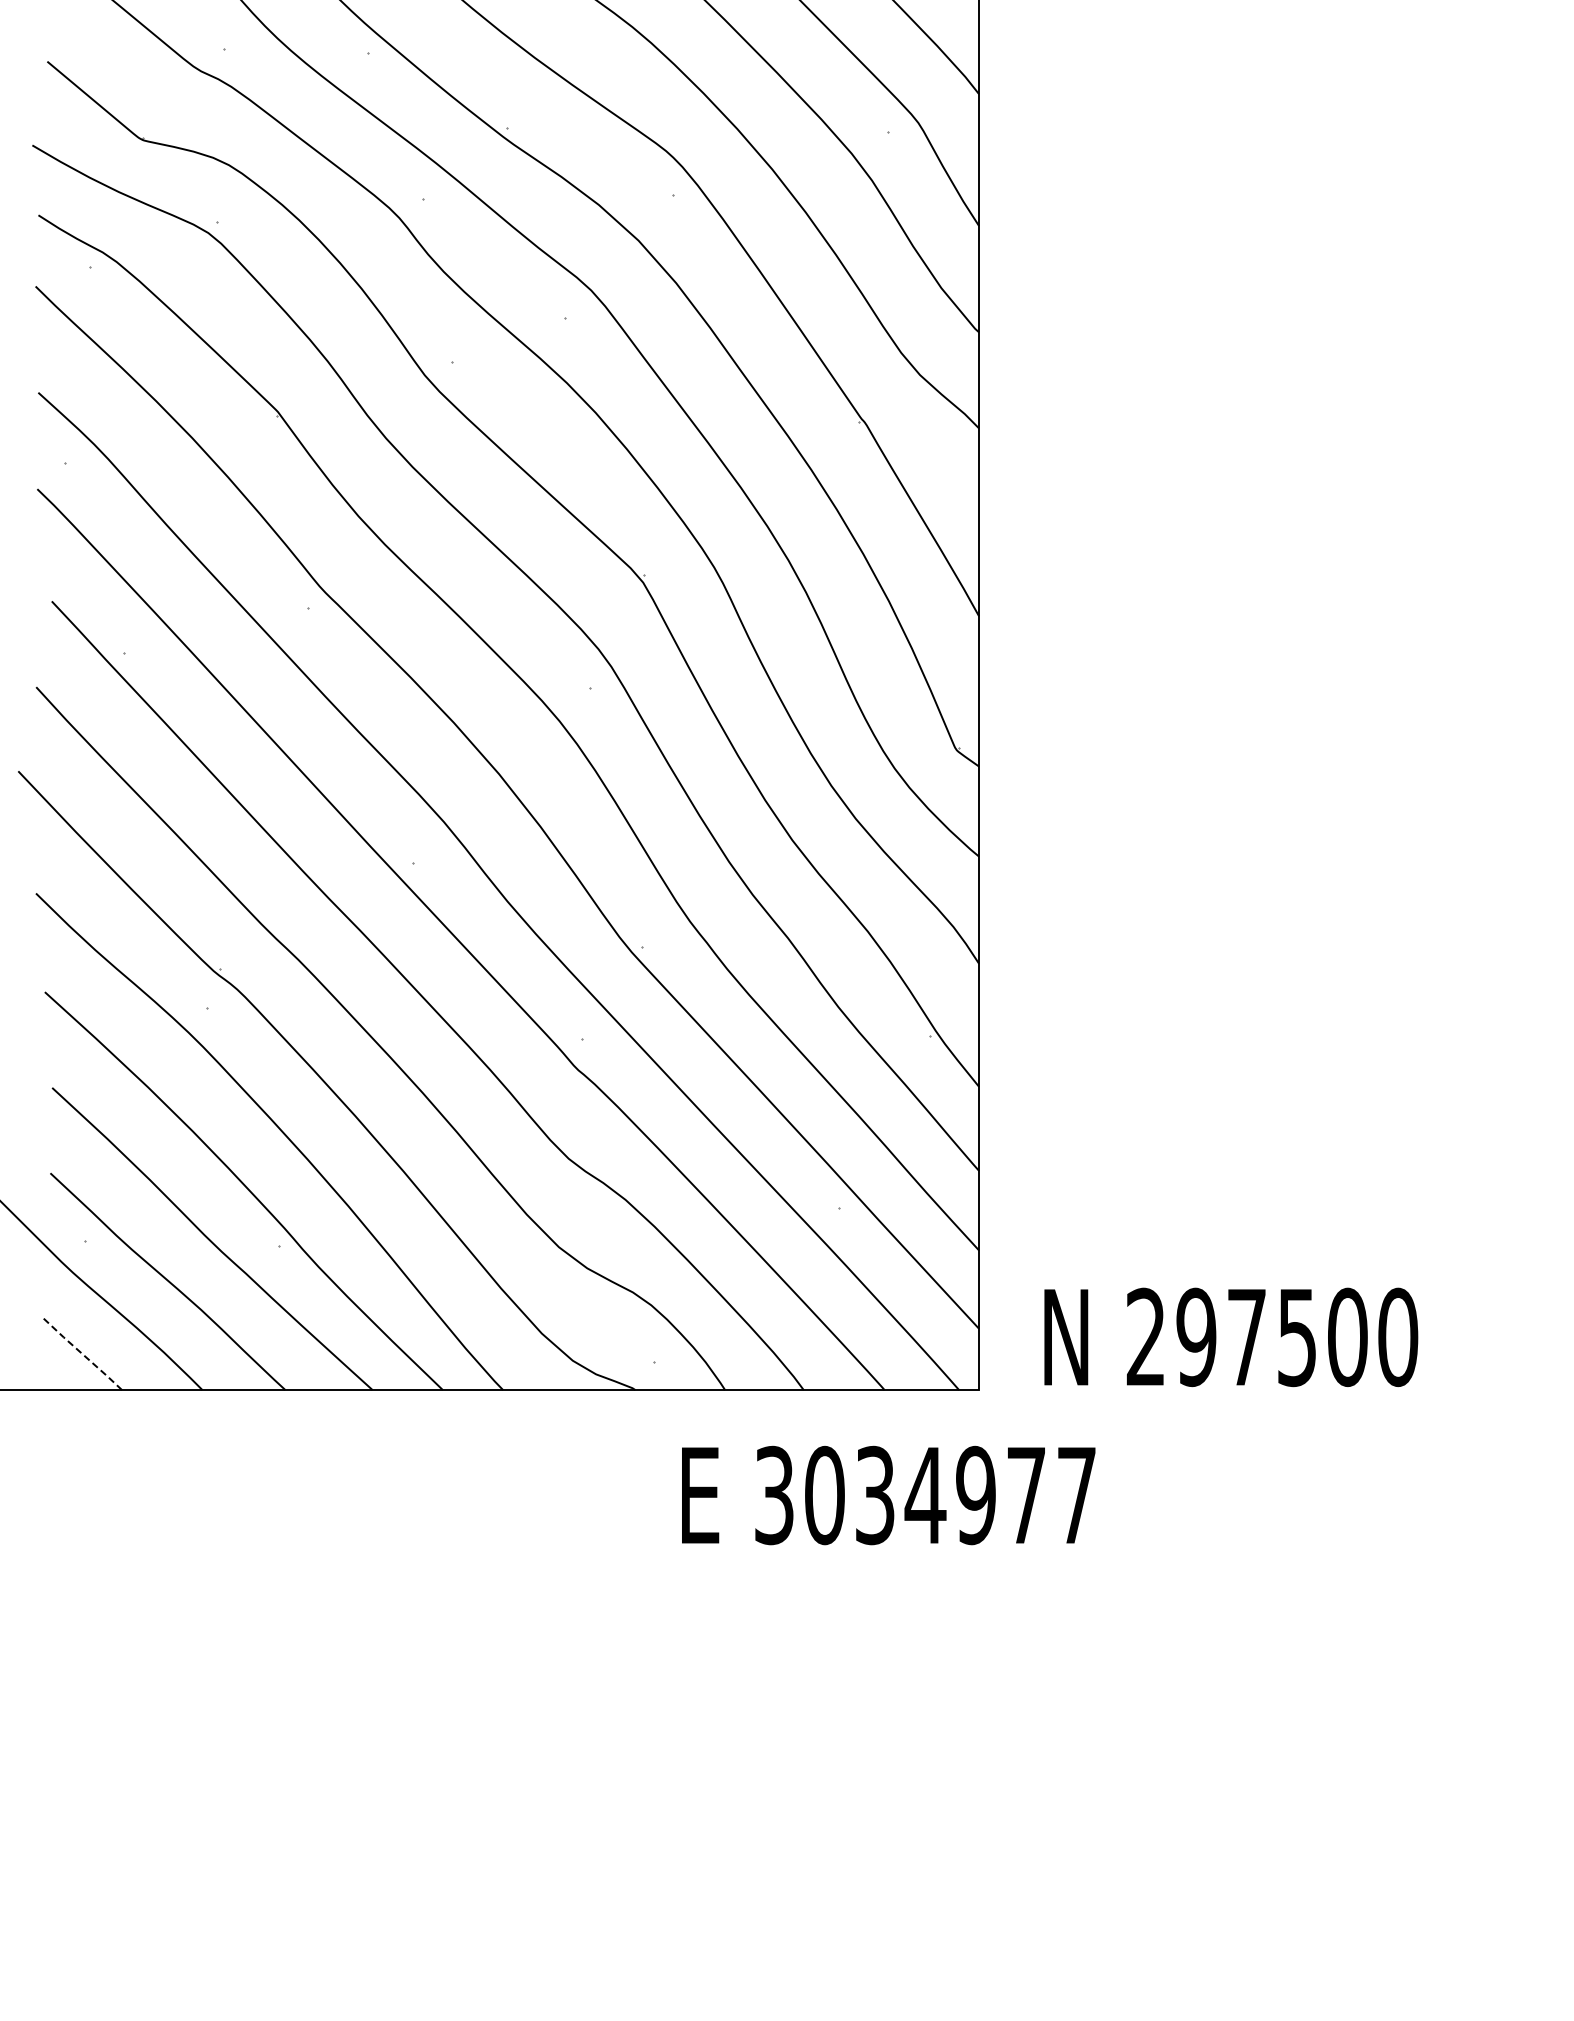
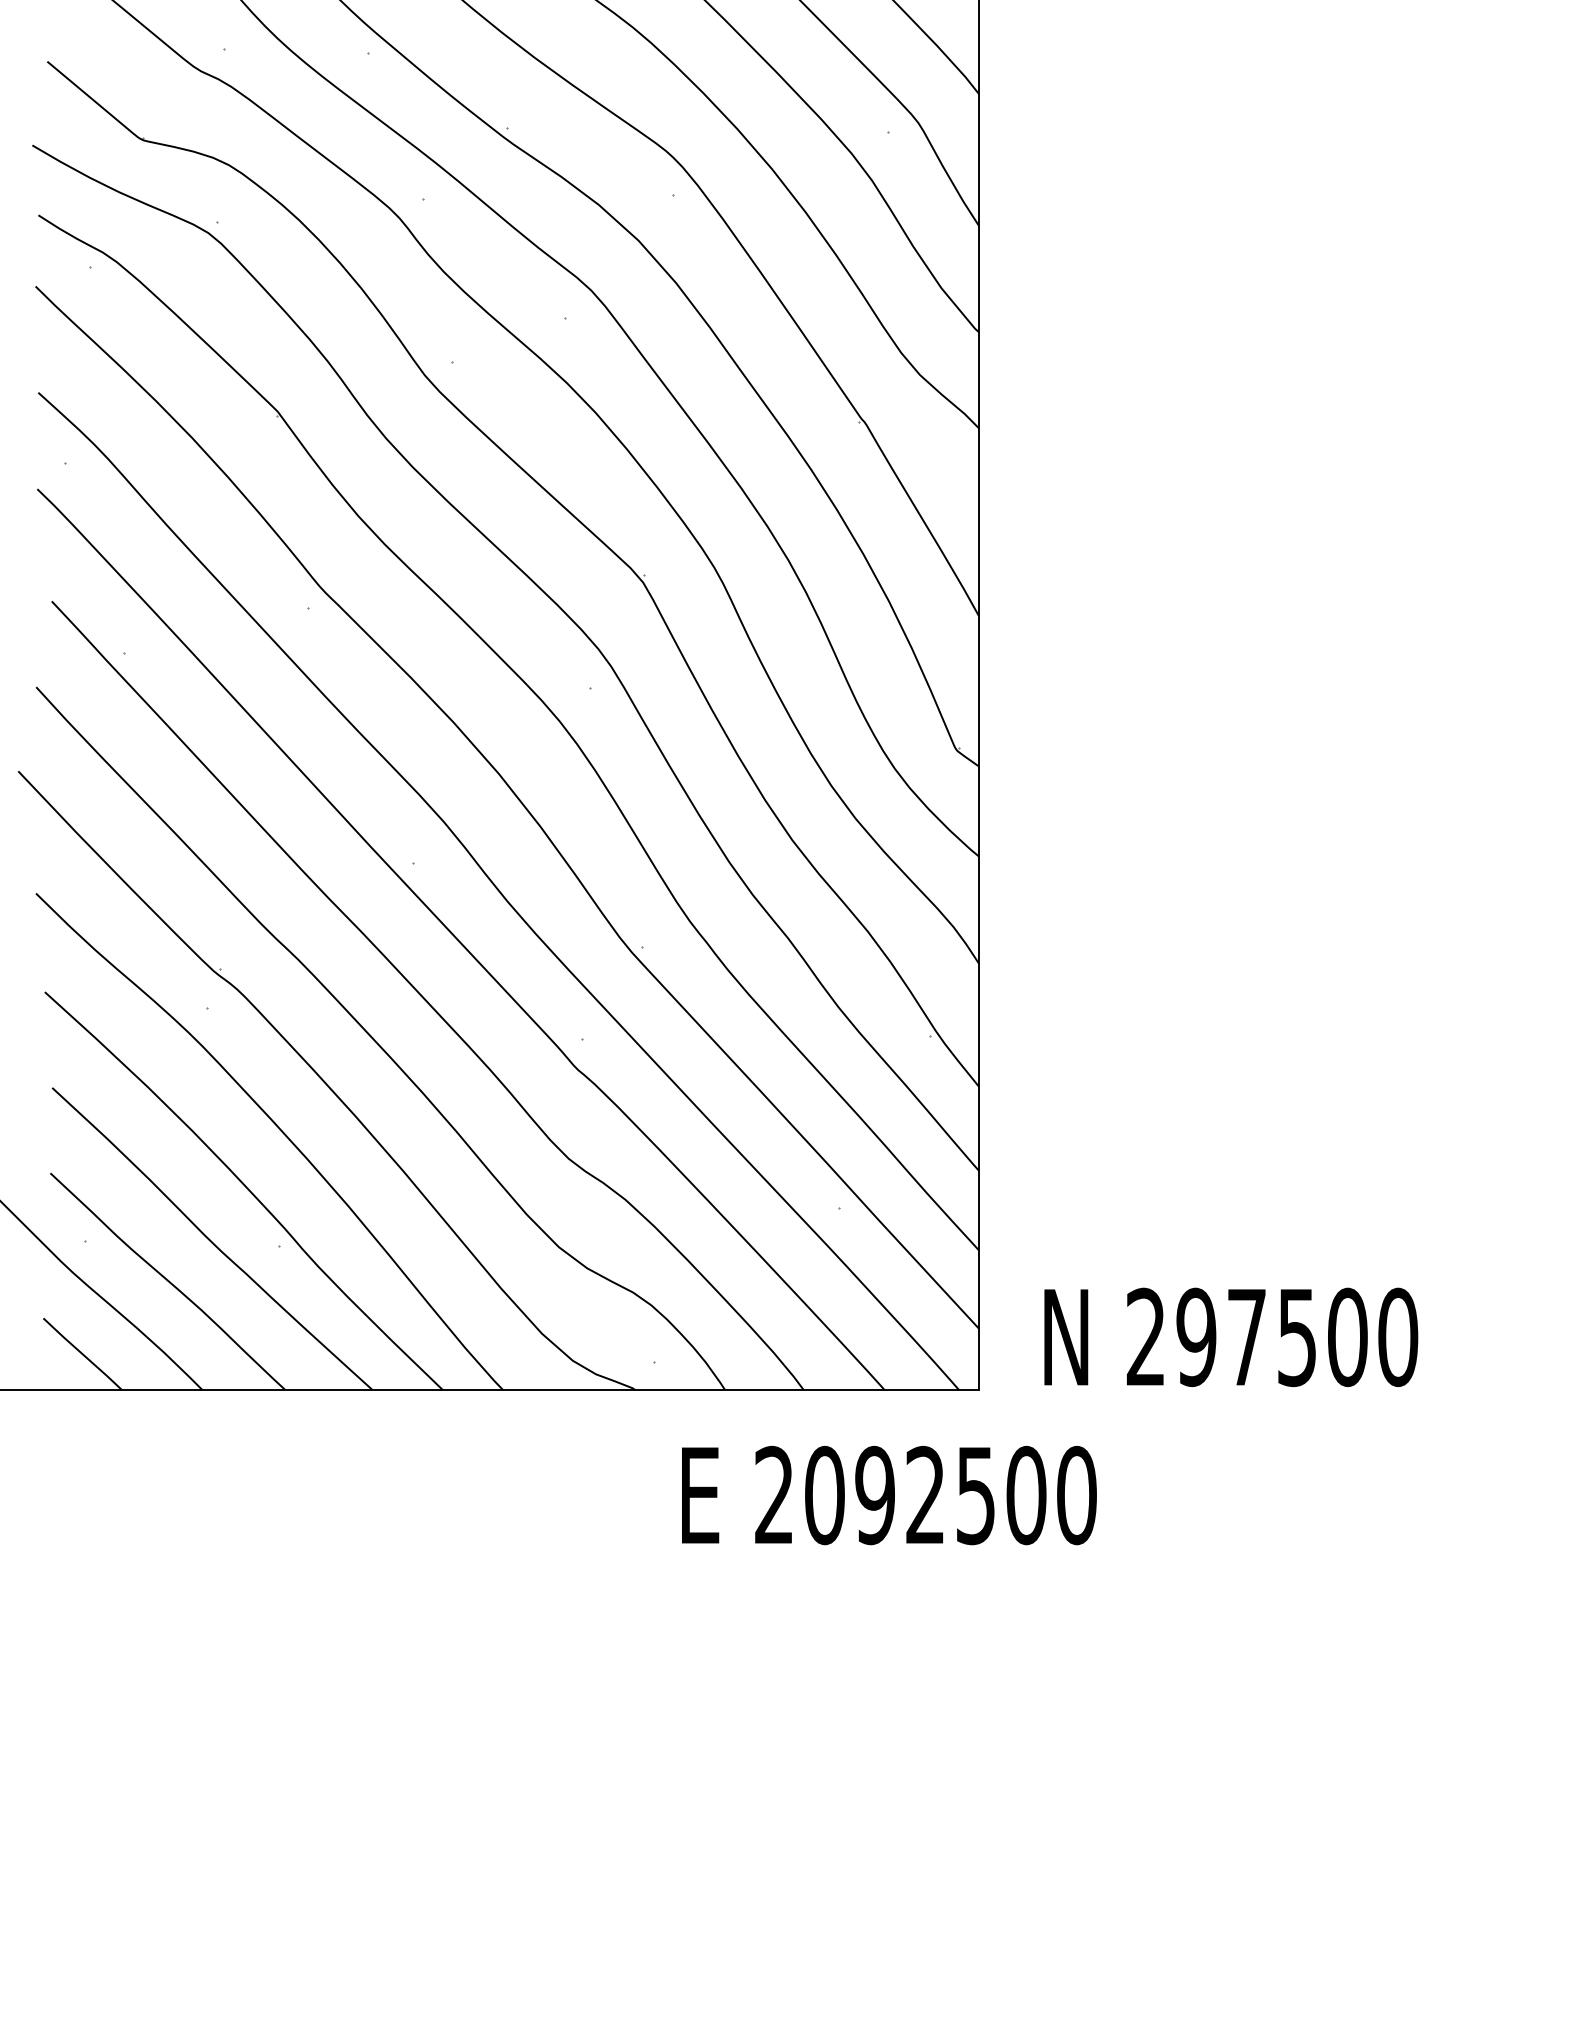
line: dashed -> solid (82, 1354)
text: 3034977 -> 2092500 (925, 1495)
